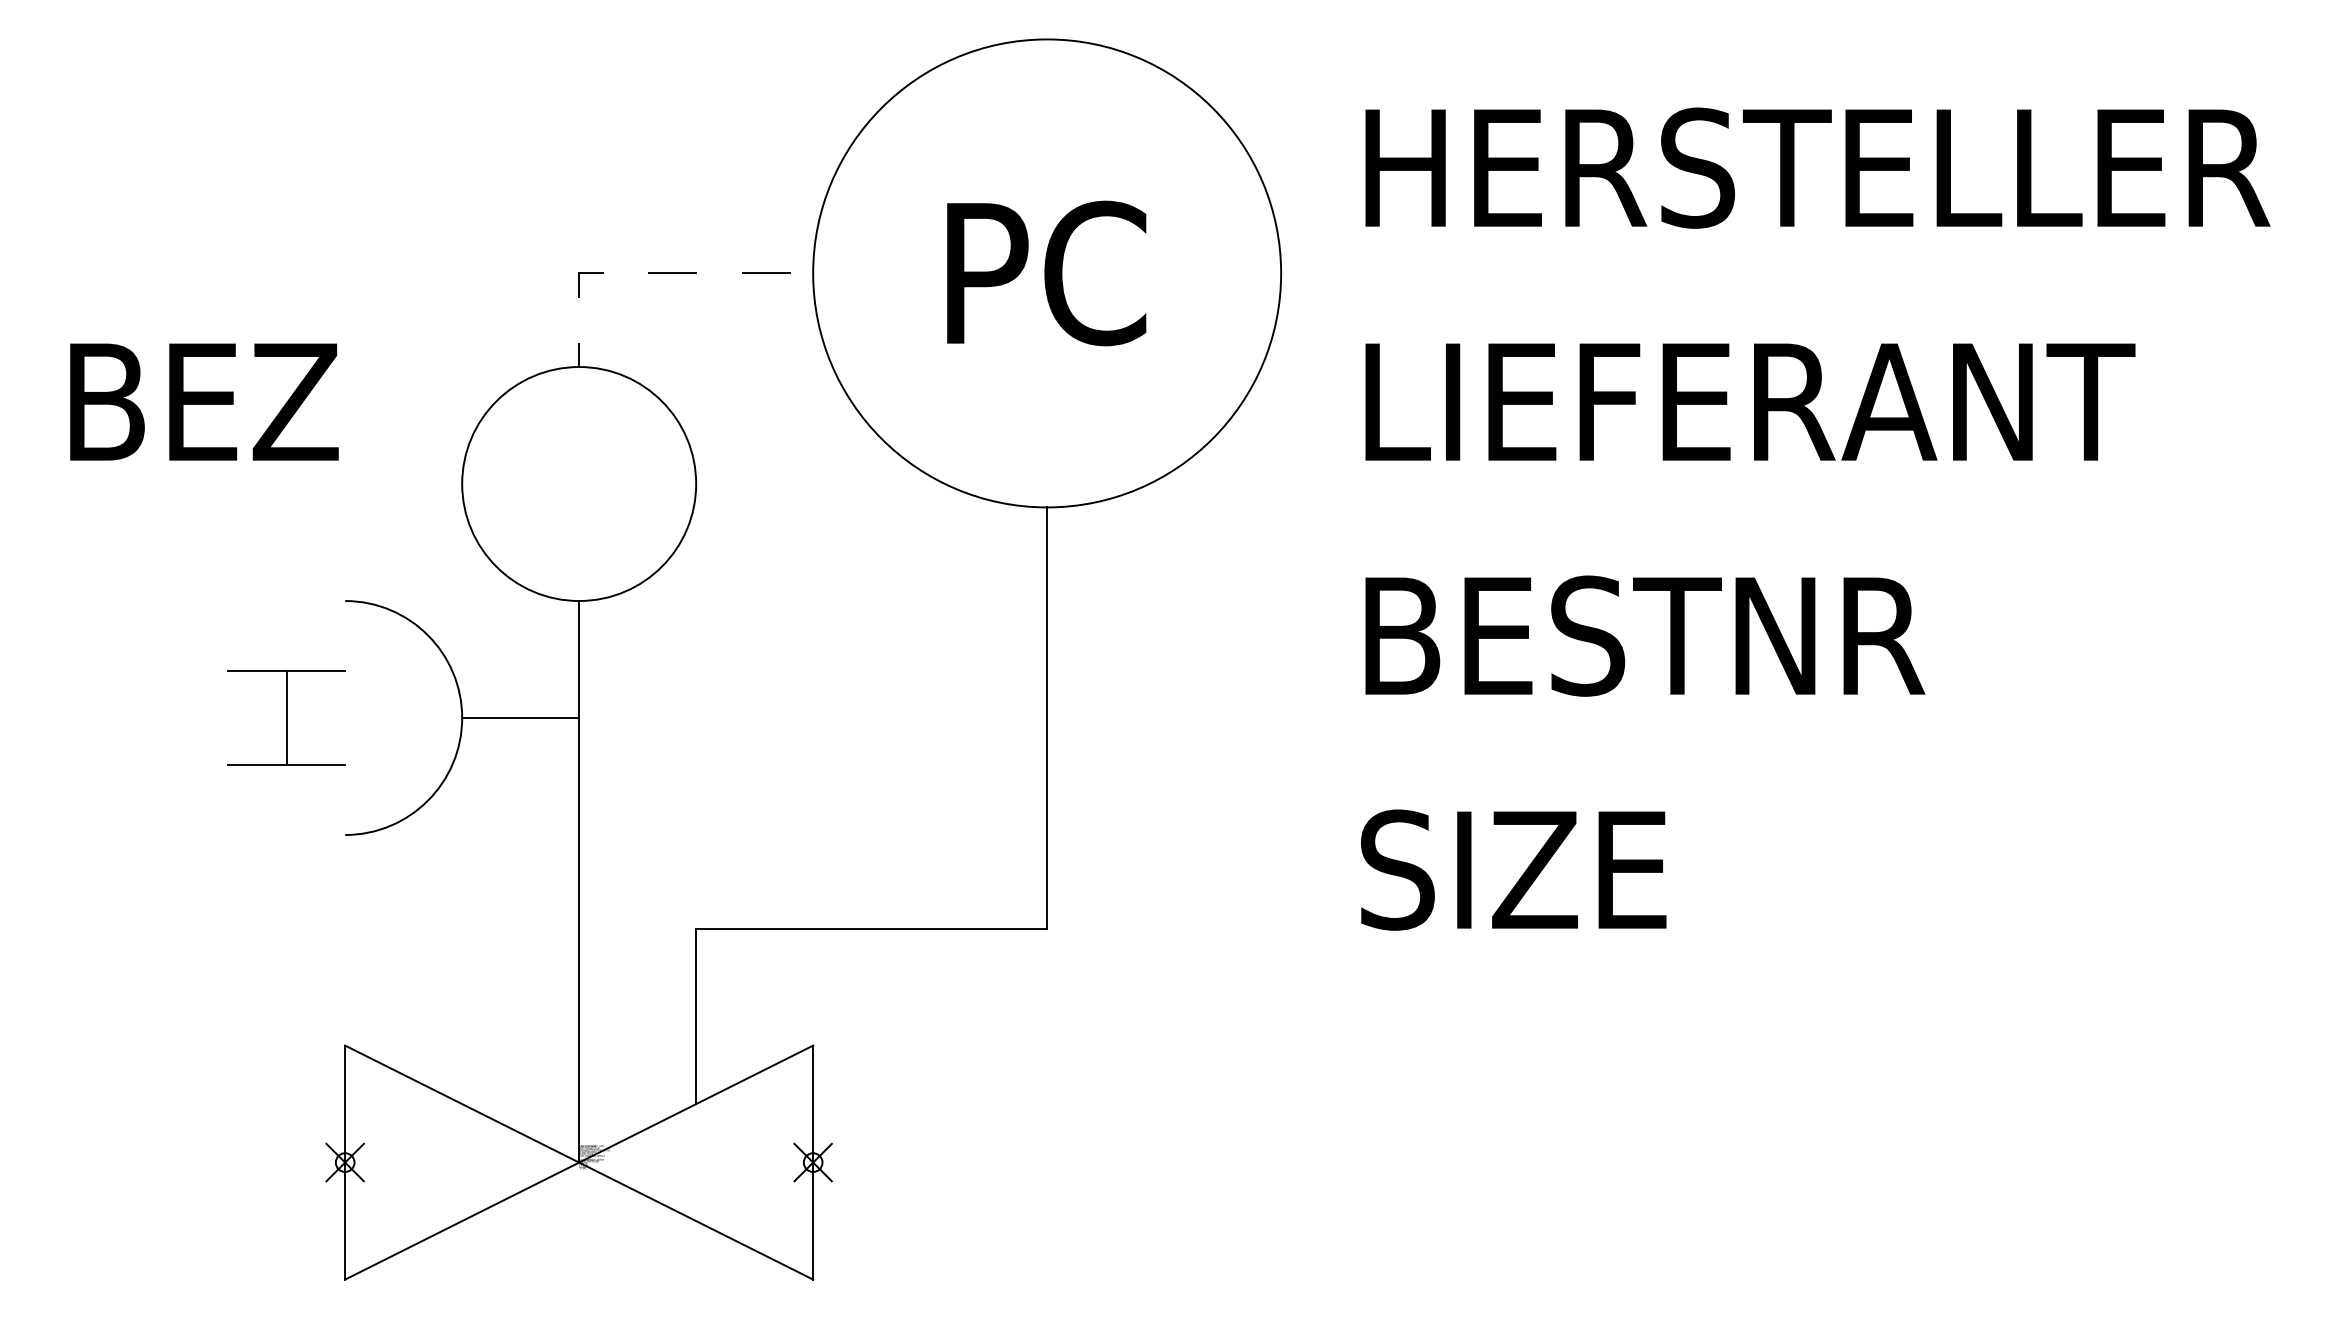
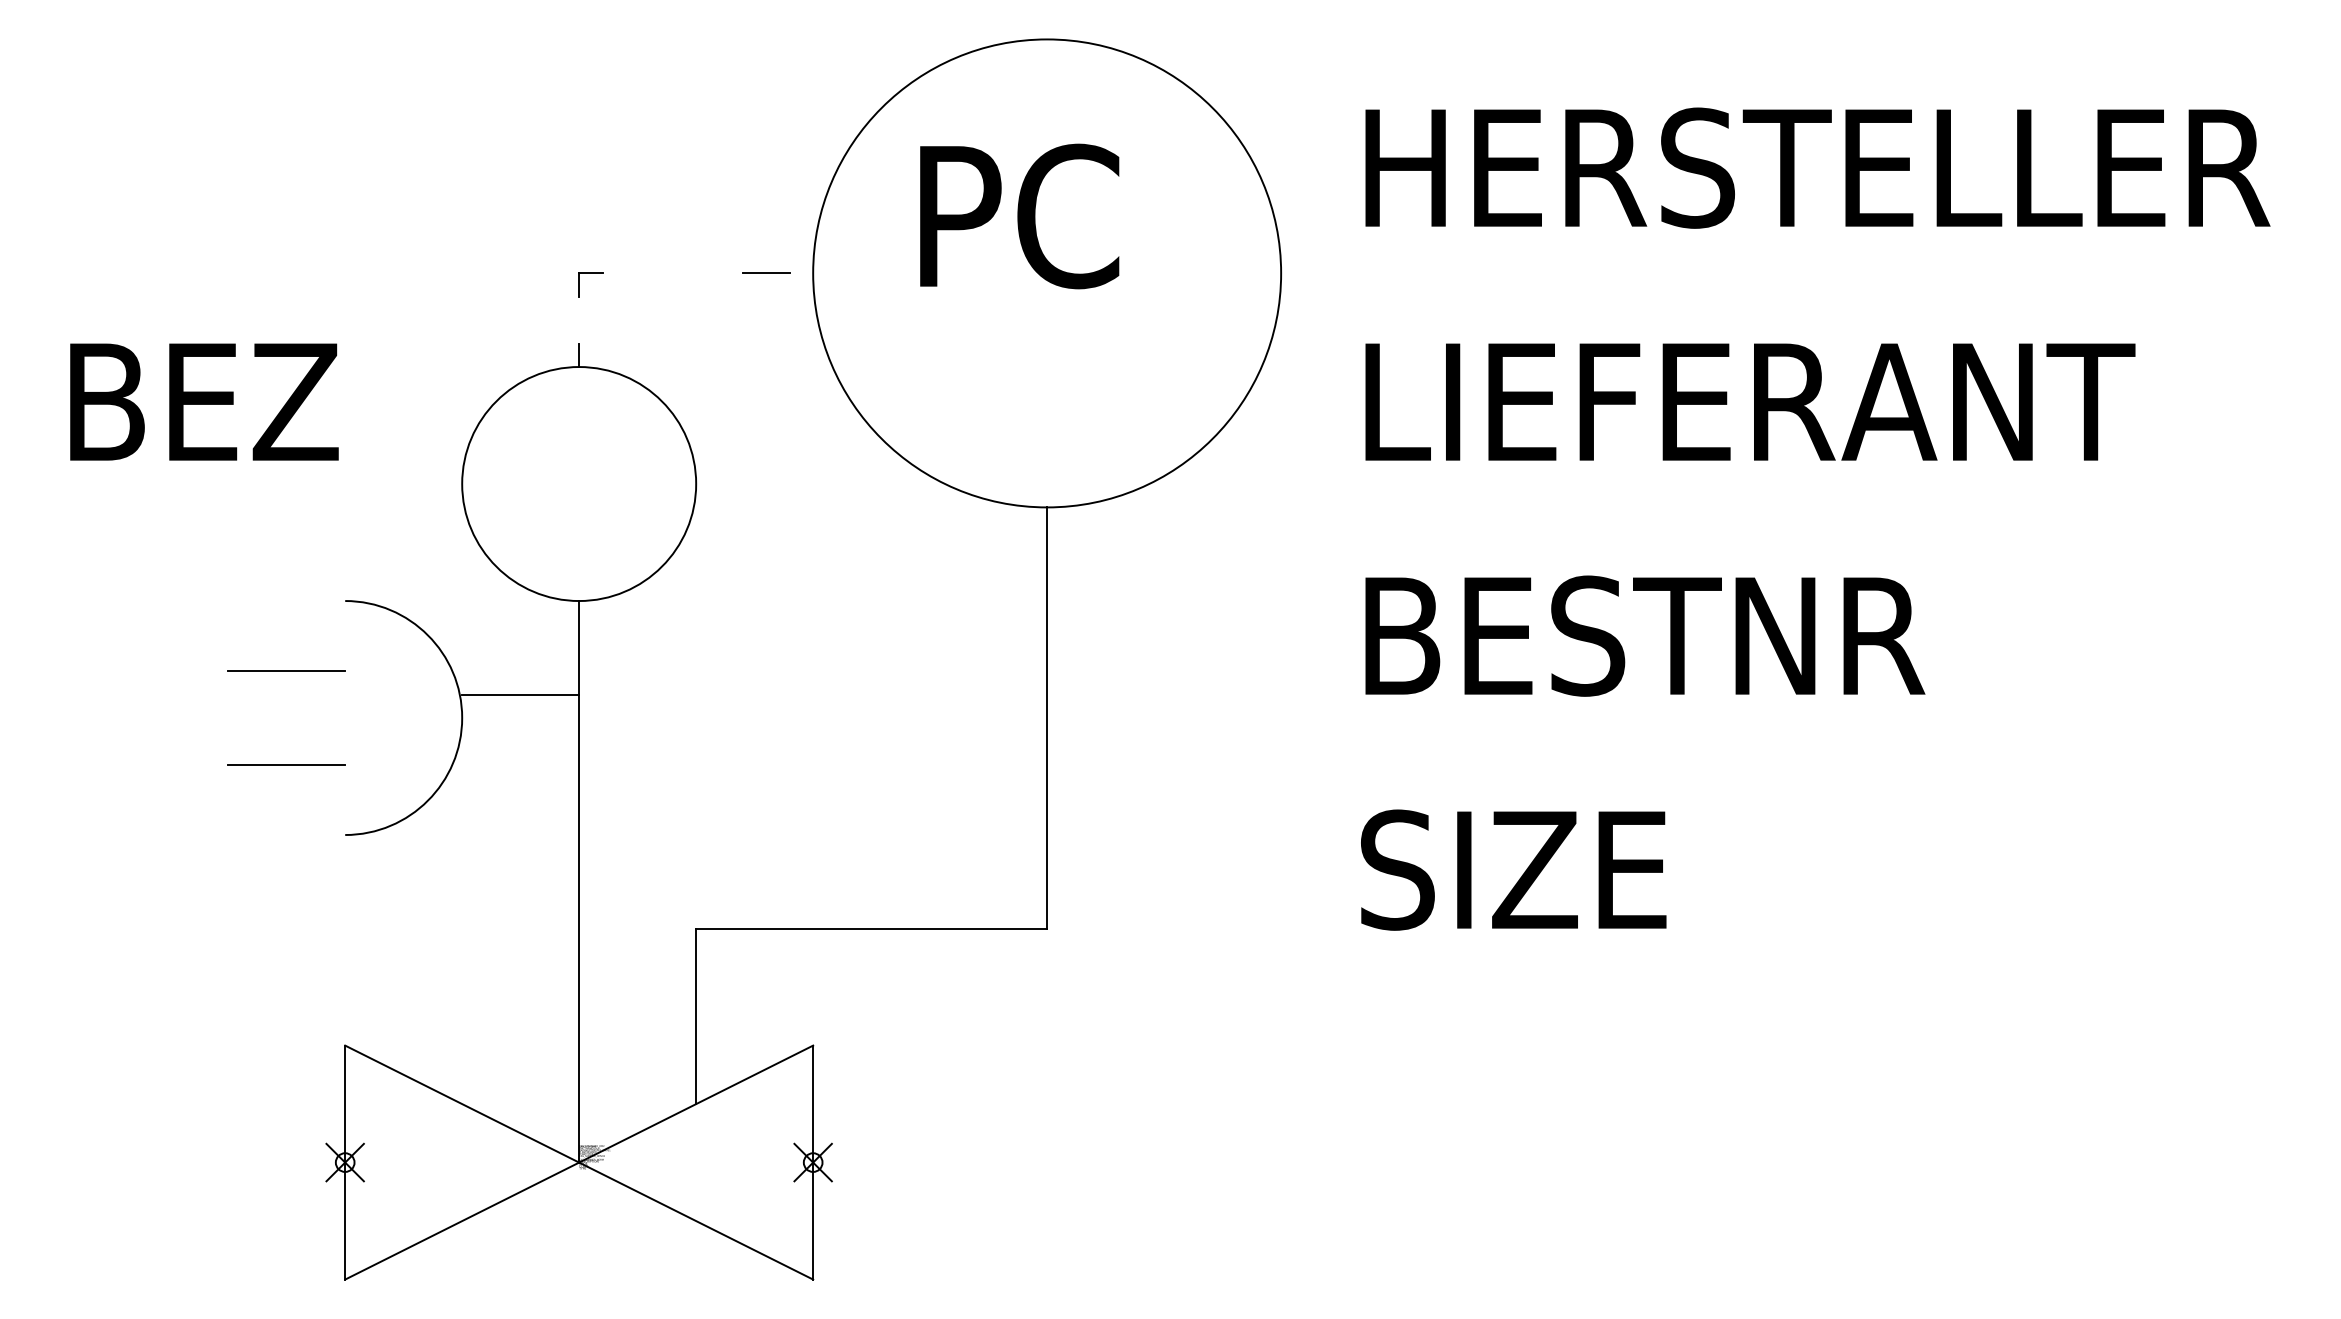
line: present -> none (672, 273)
text position: (1046, 273) -> (1019, 216) (1019, 216)
line: present -> none (286, 717)
line position: (520, 718) -> (520, 695) (520, 695)
